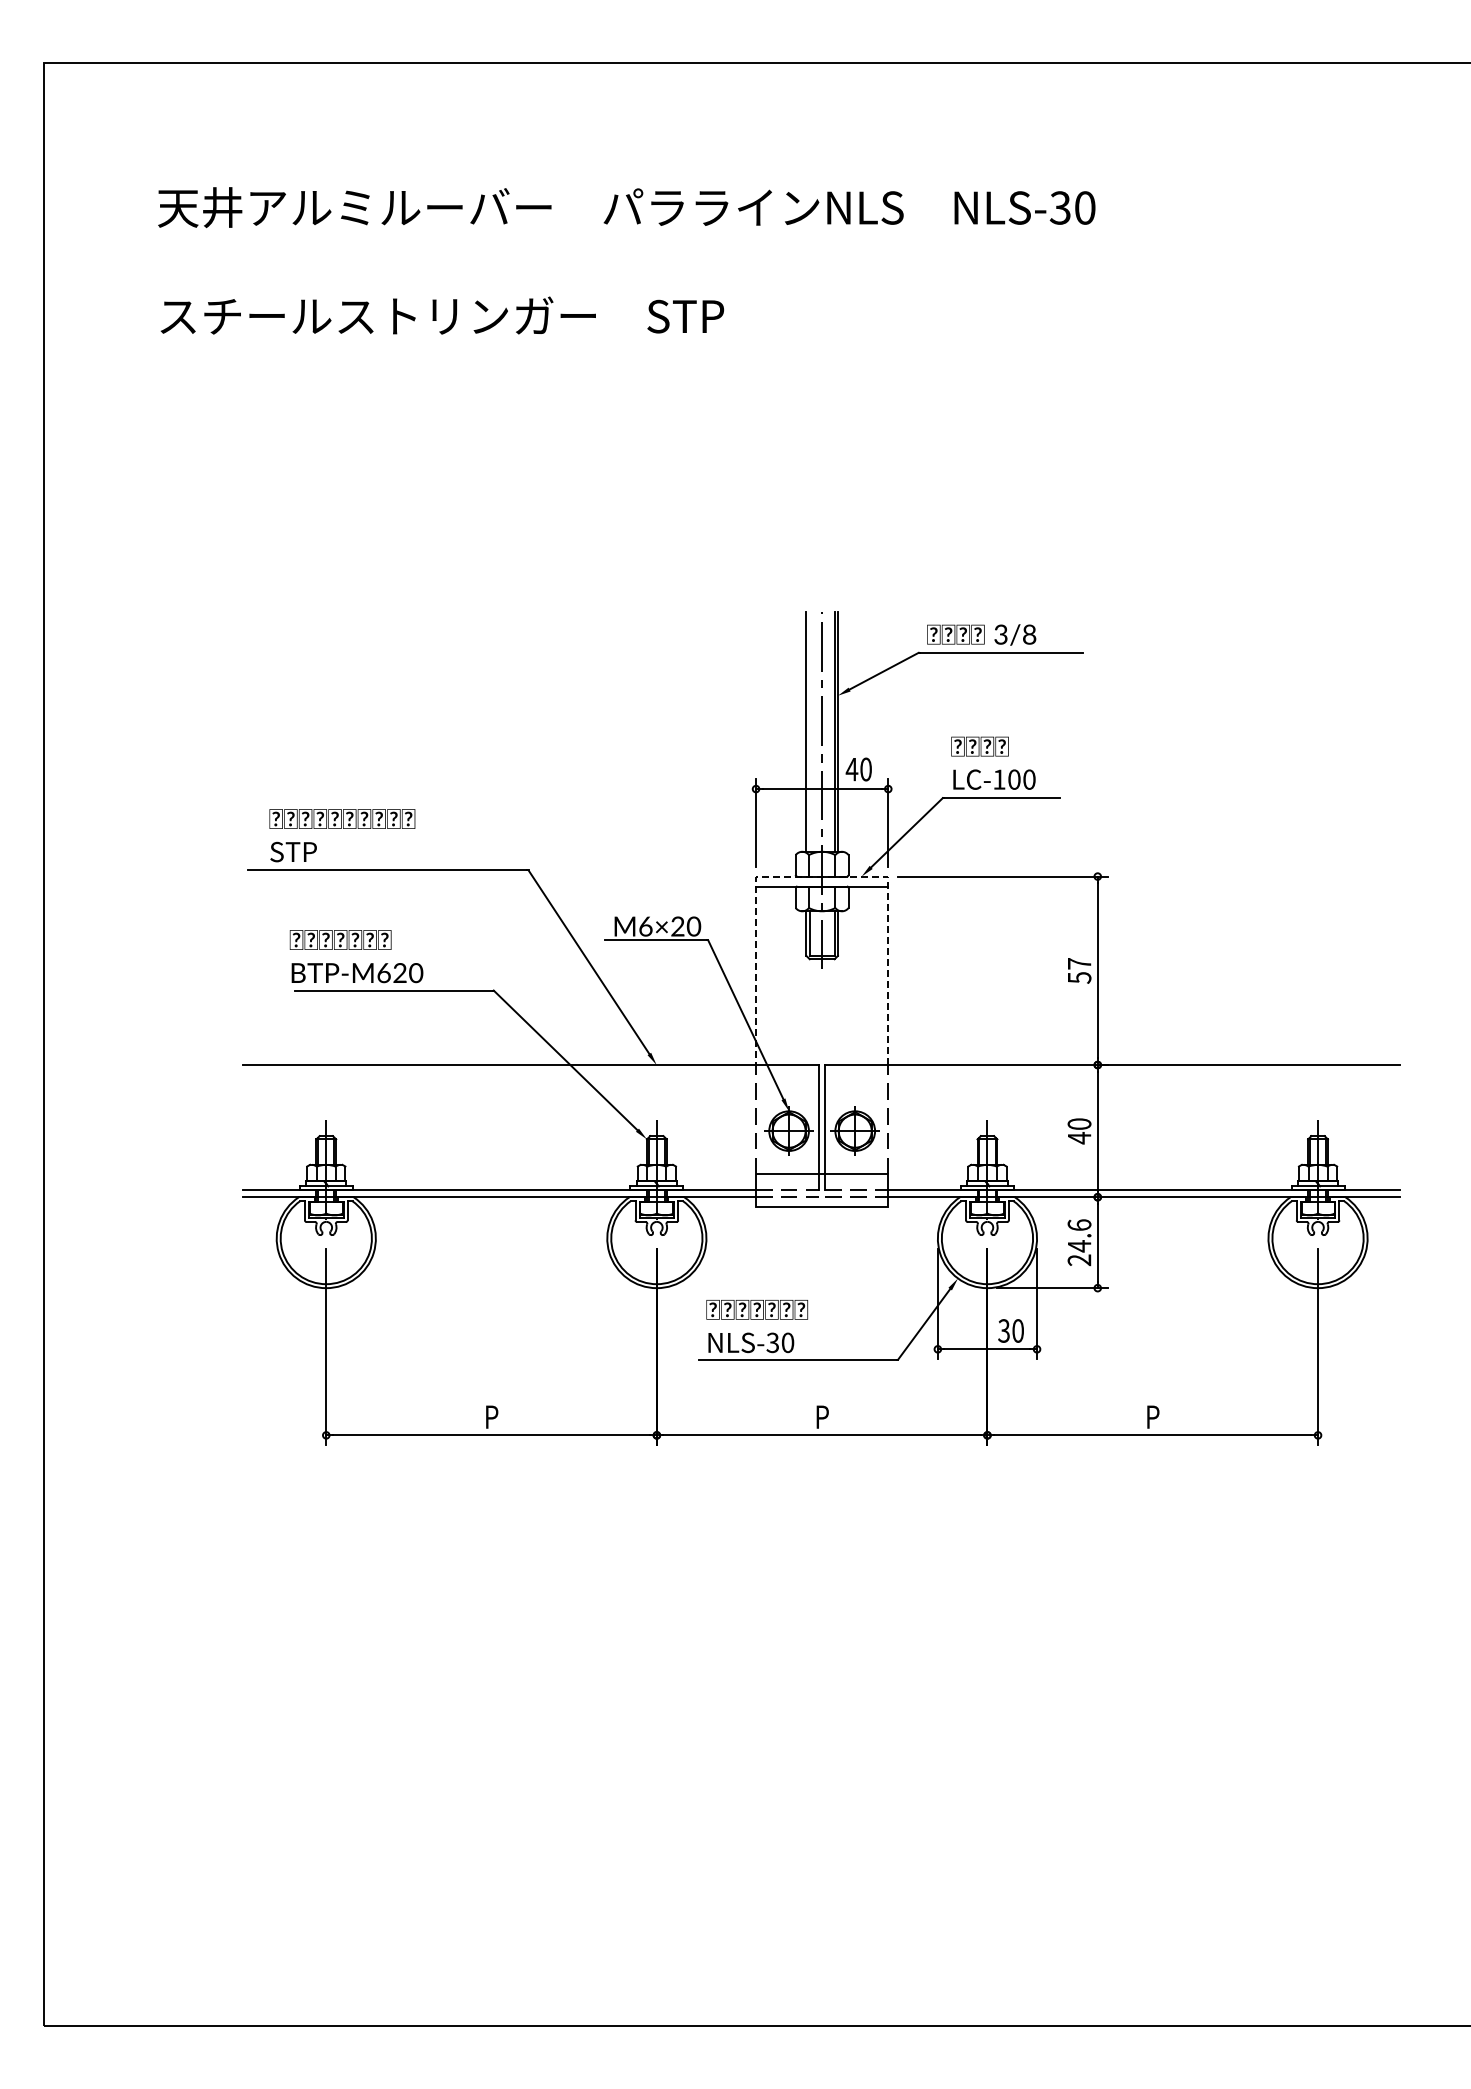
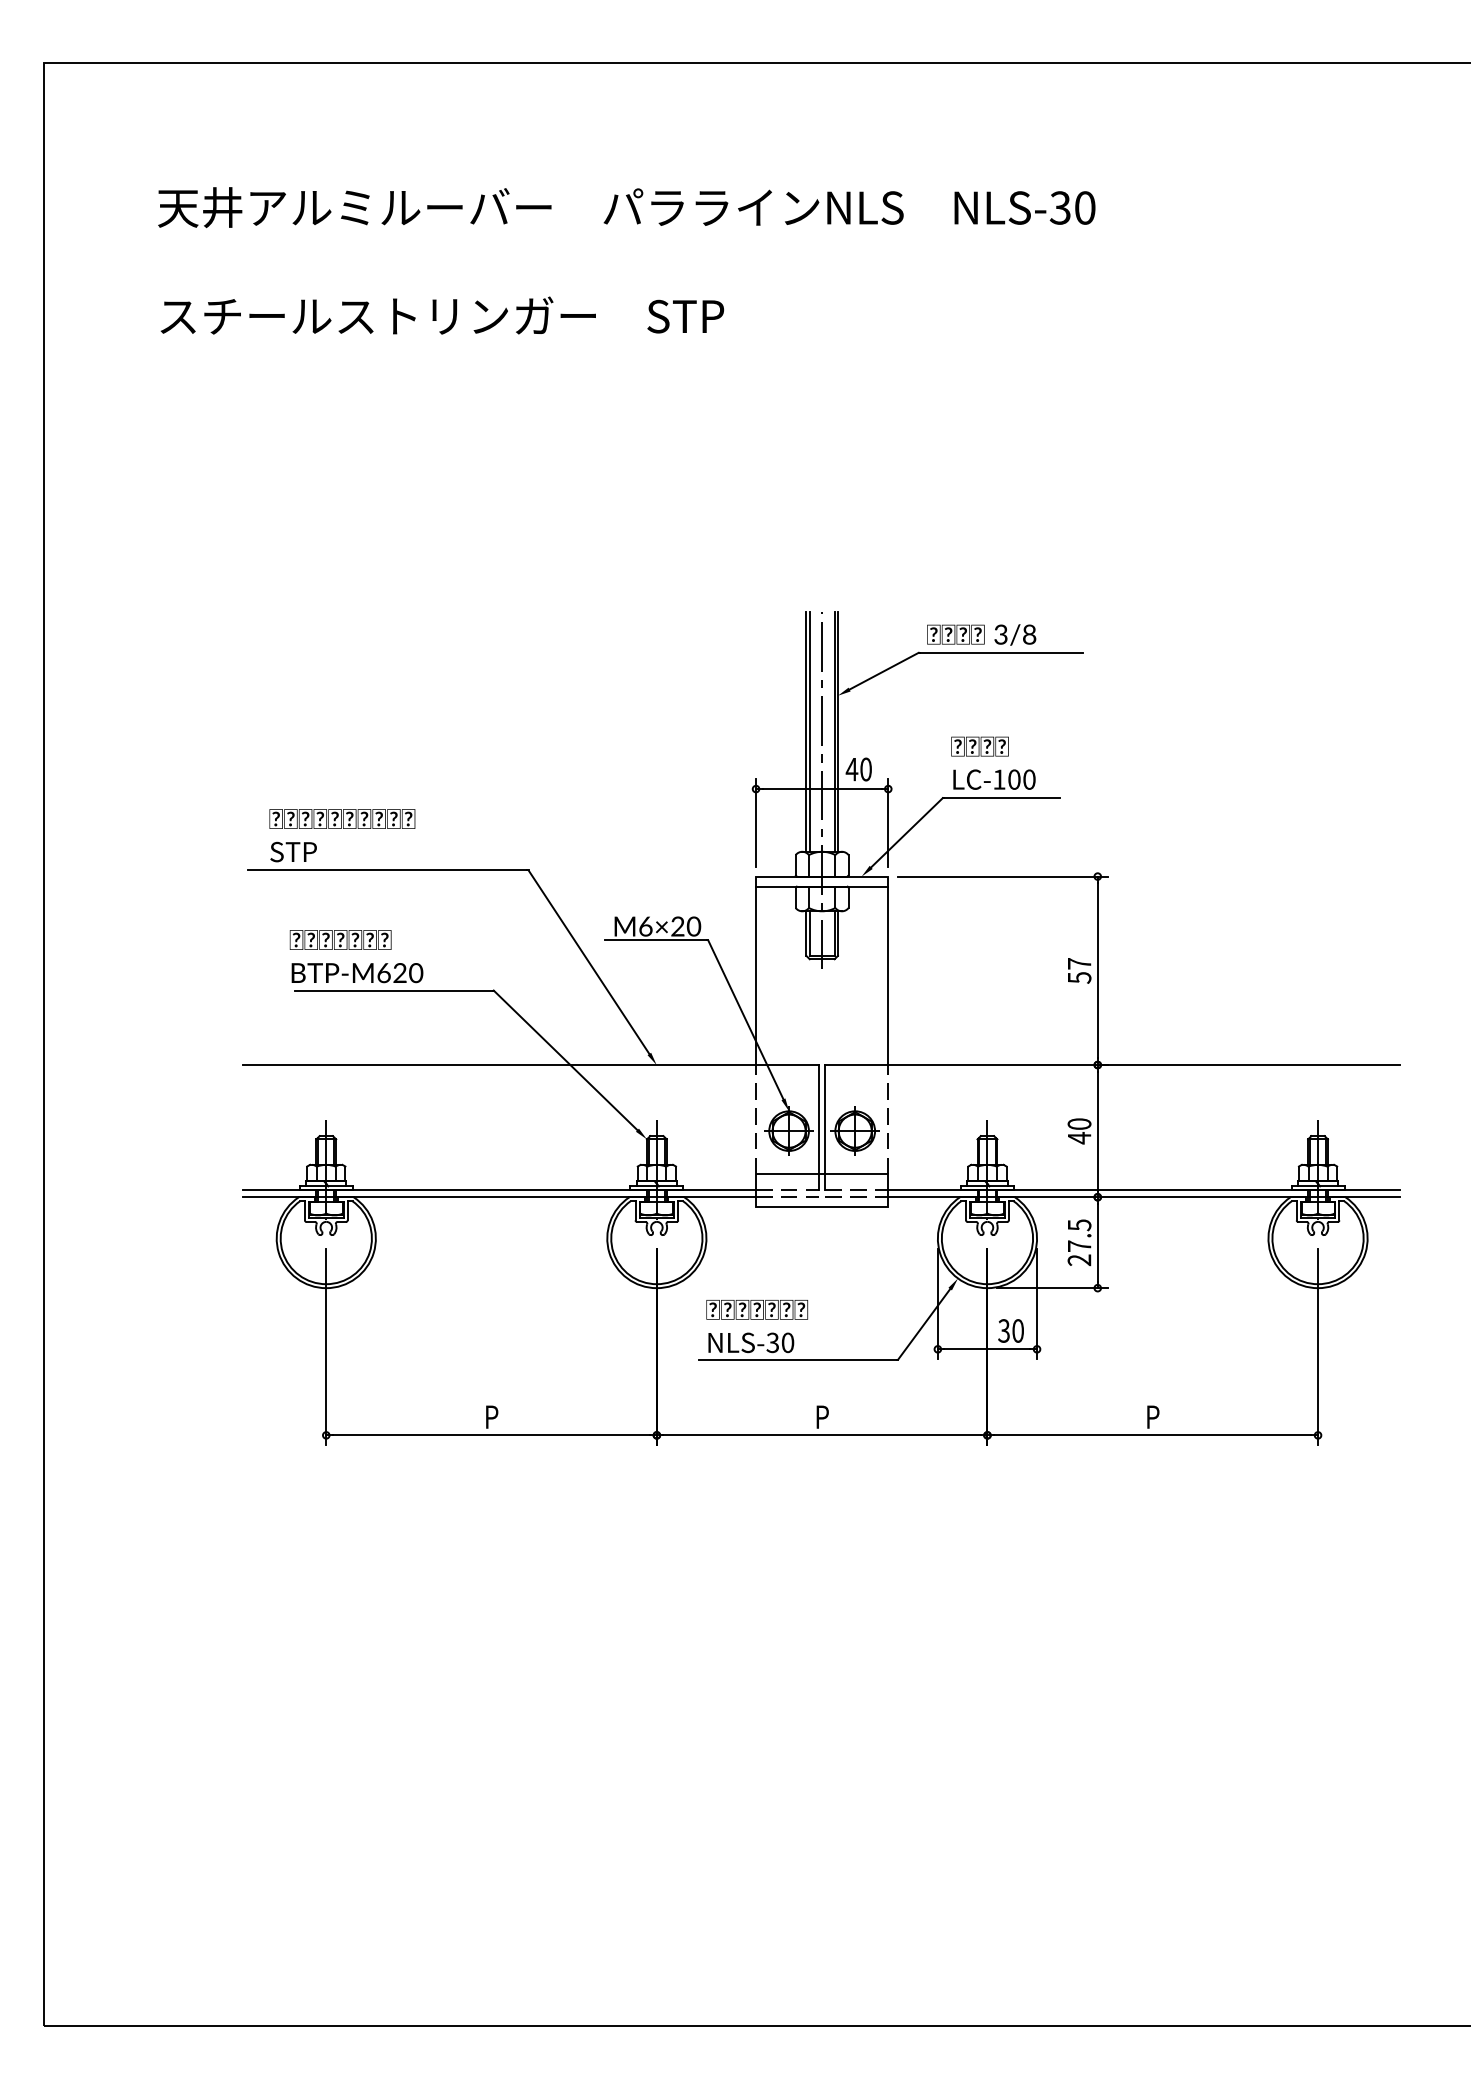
line: none -> present (809, 731)
line: dashed -> solid (821, 876)
text: 24.6 -> 27.5 (1079, 1235)
